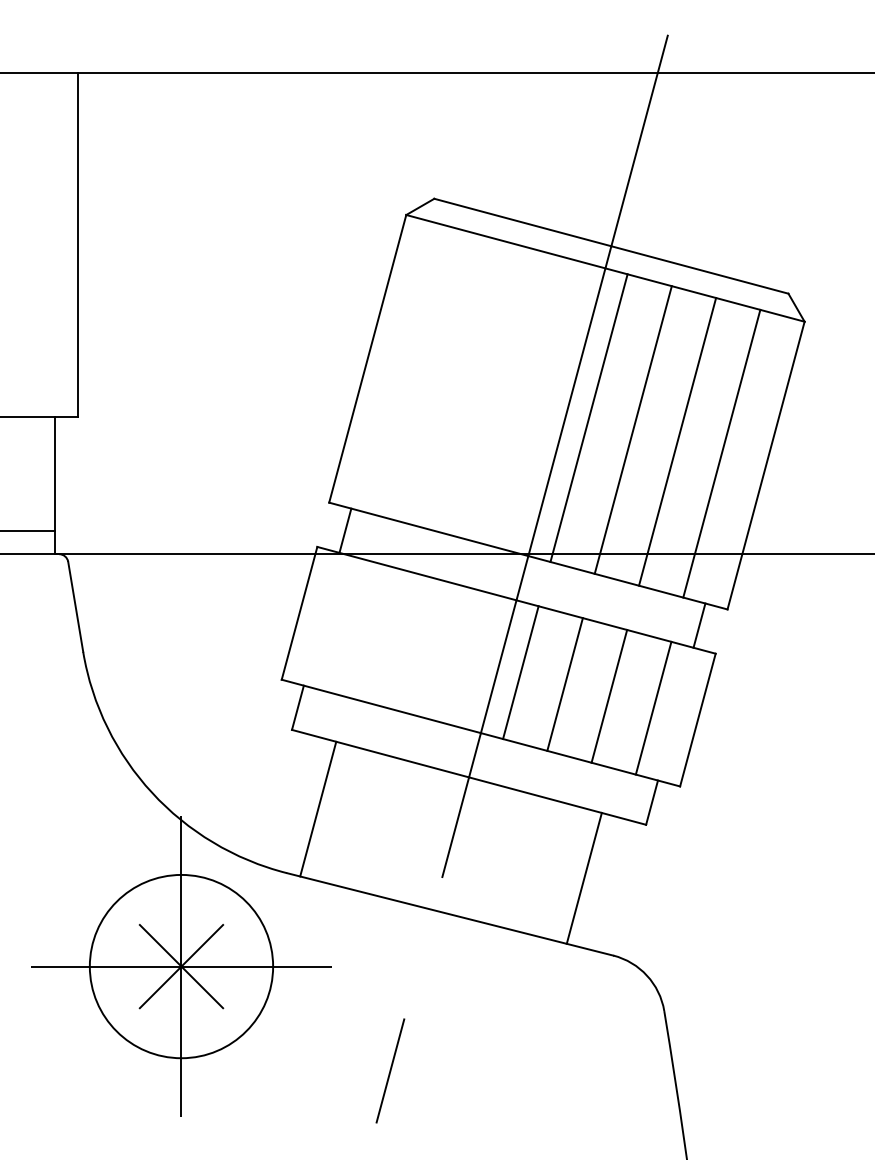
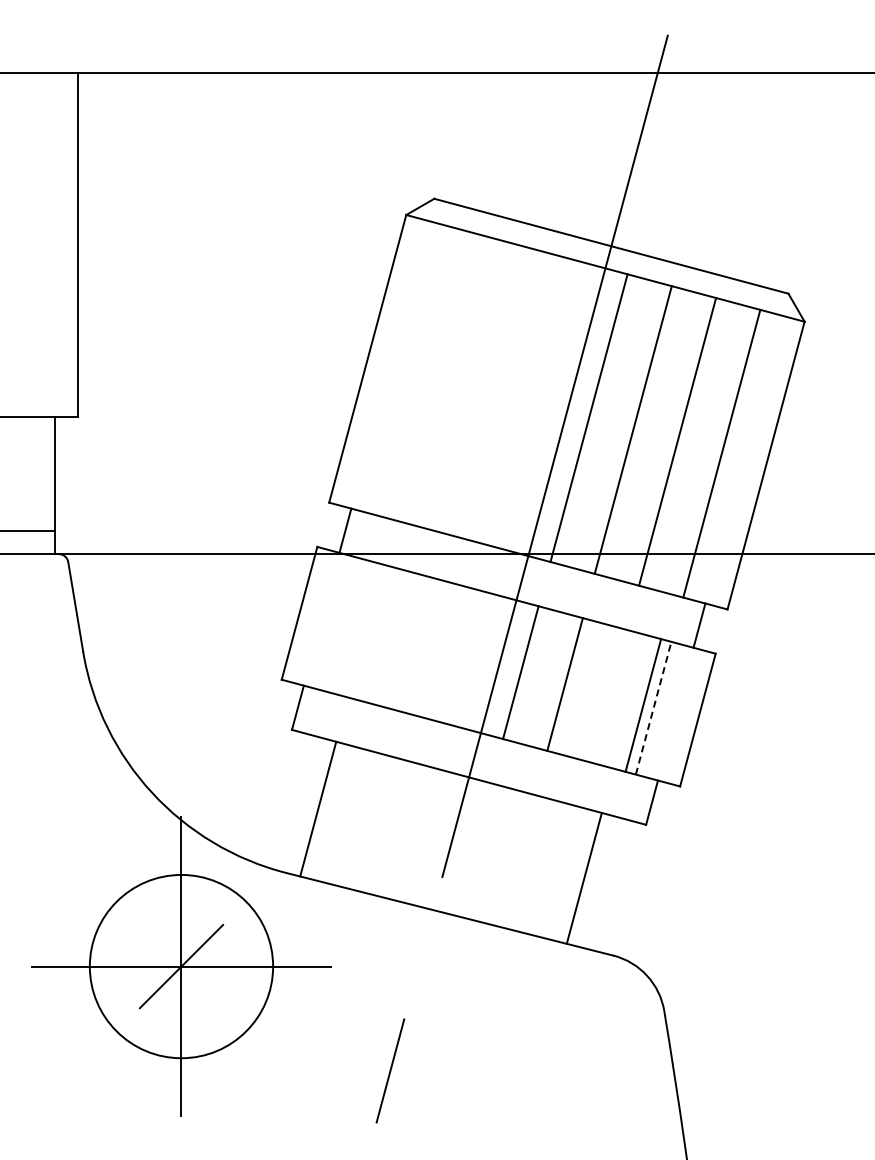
line position: (609, 695) -> (643, 704) (643, 704)
line: solid -> dashed (653, 708)
line: present -> none (181, 966)
